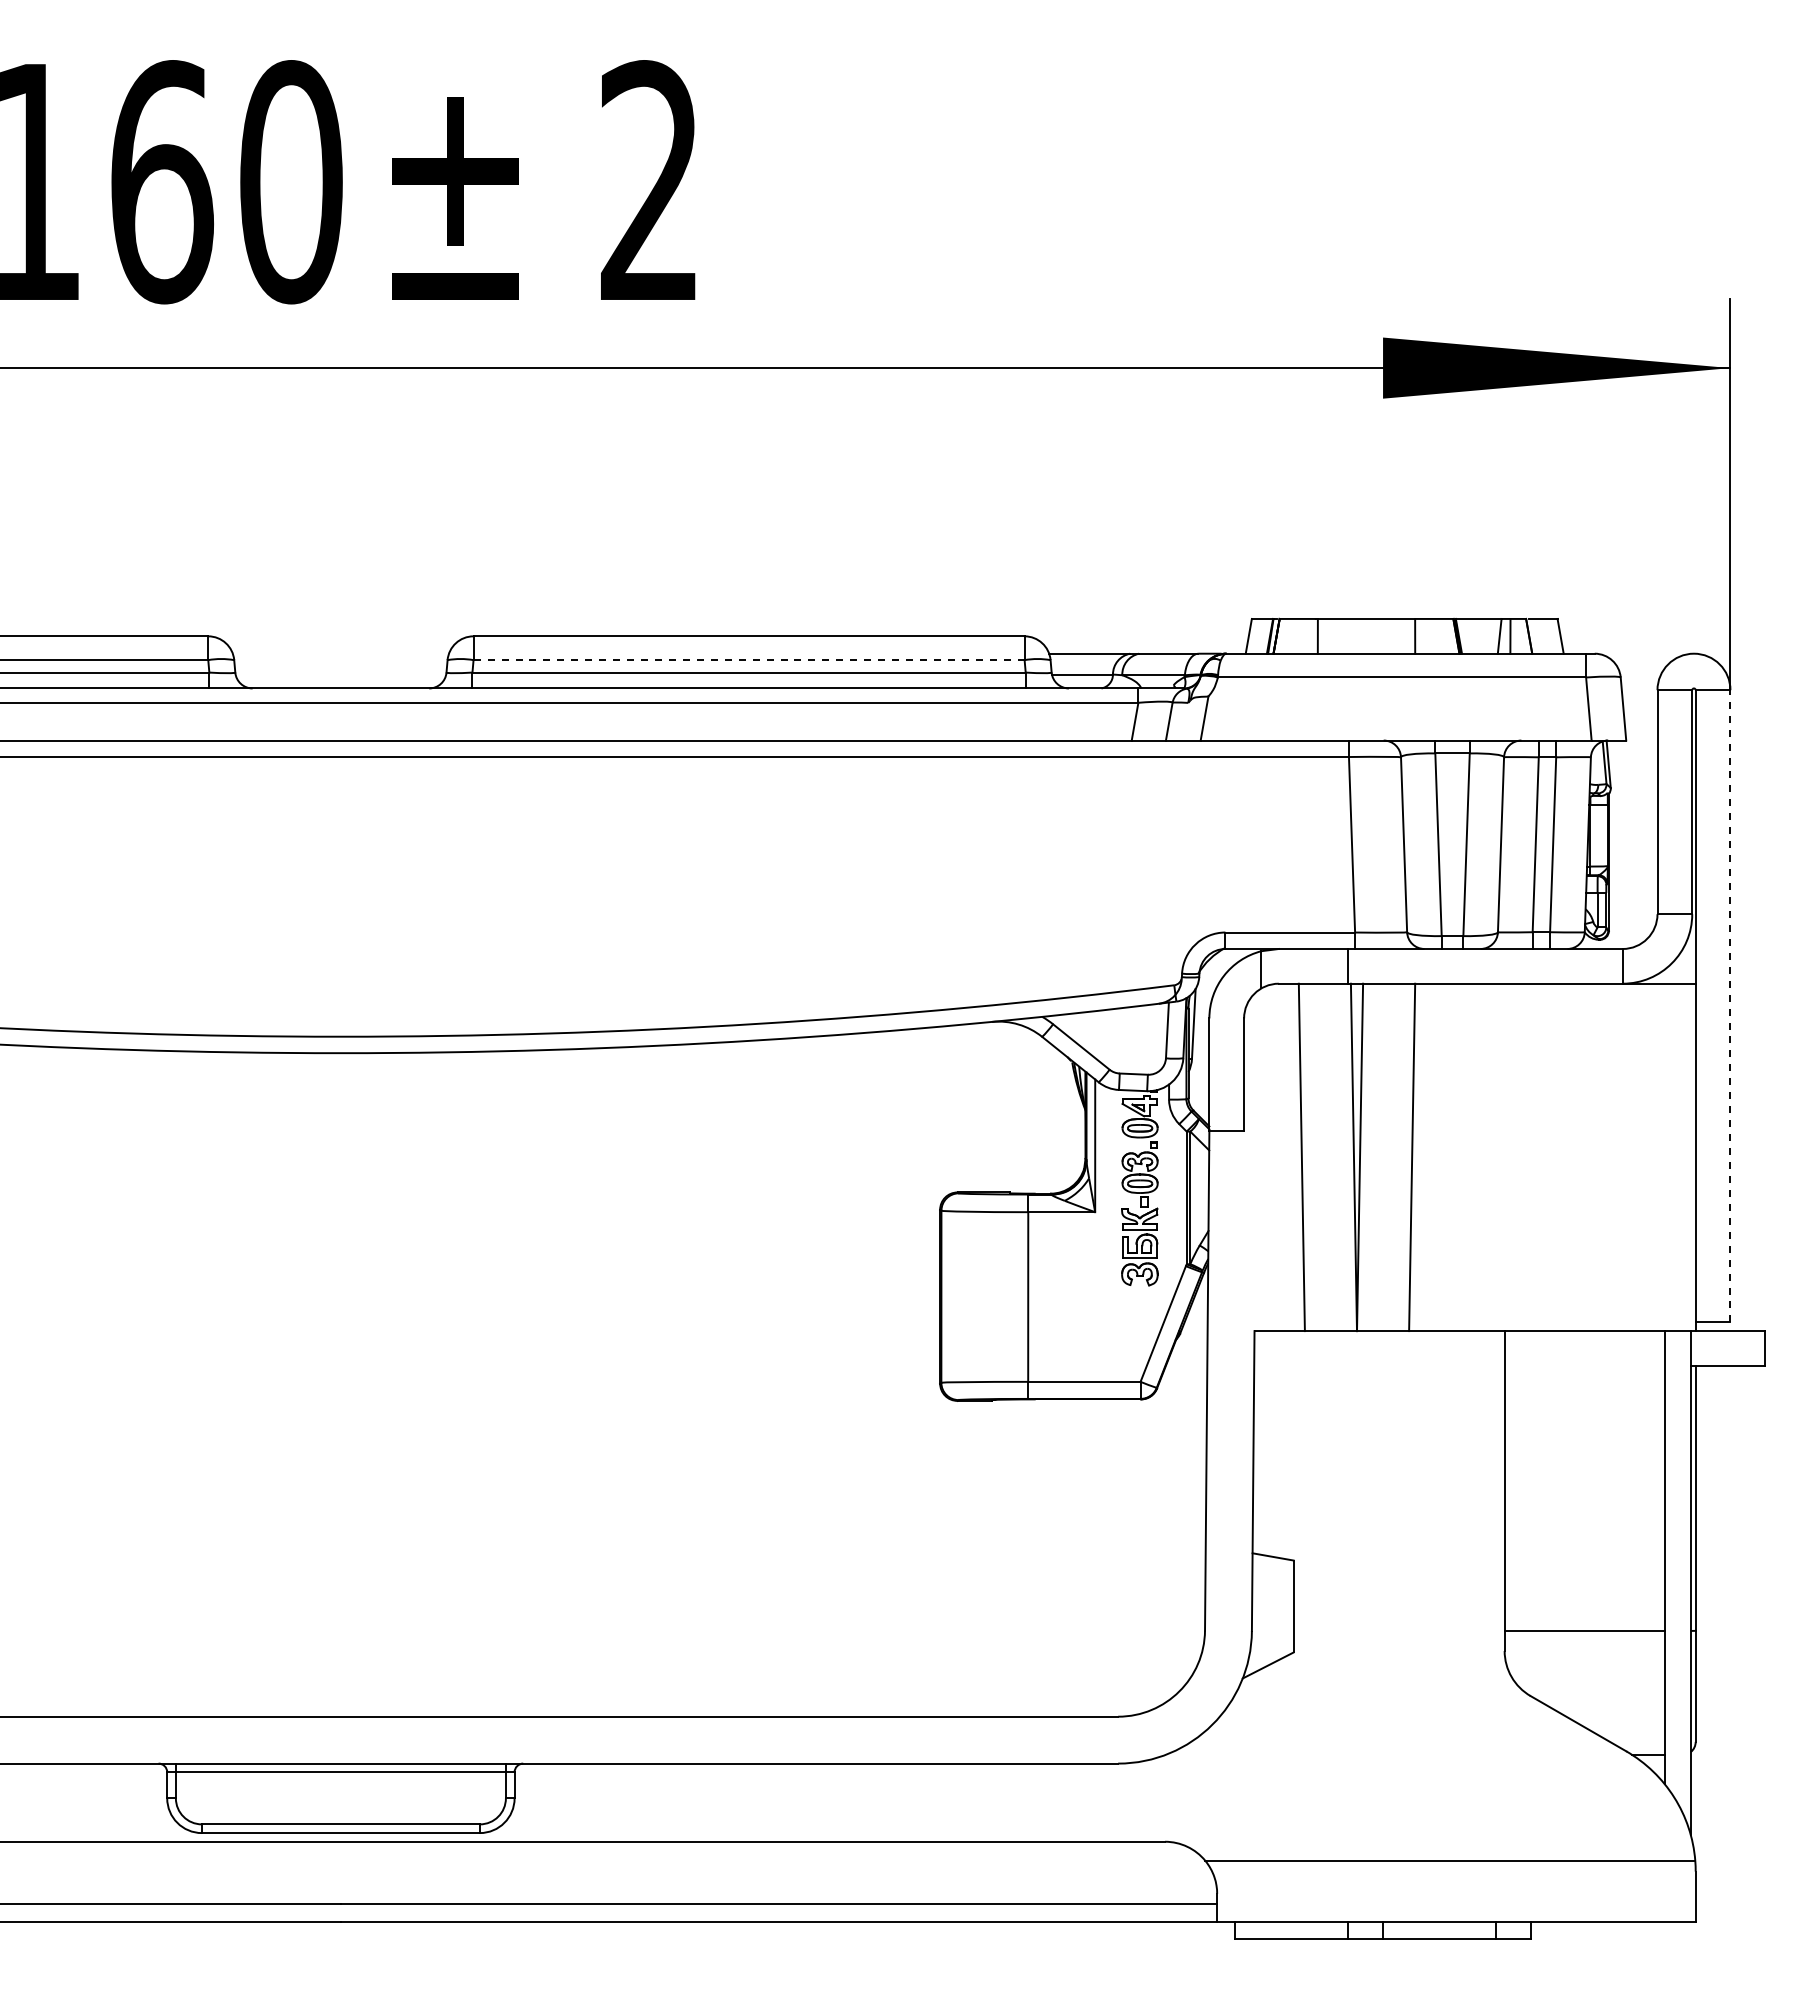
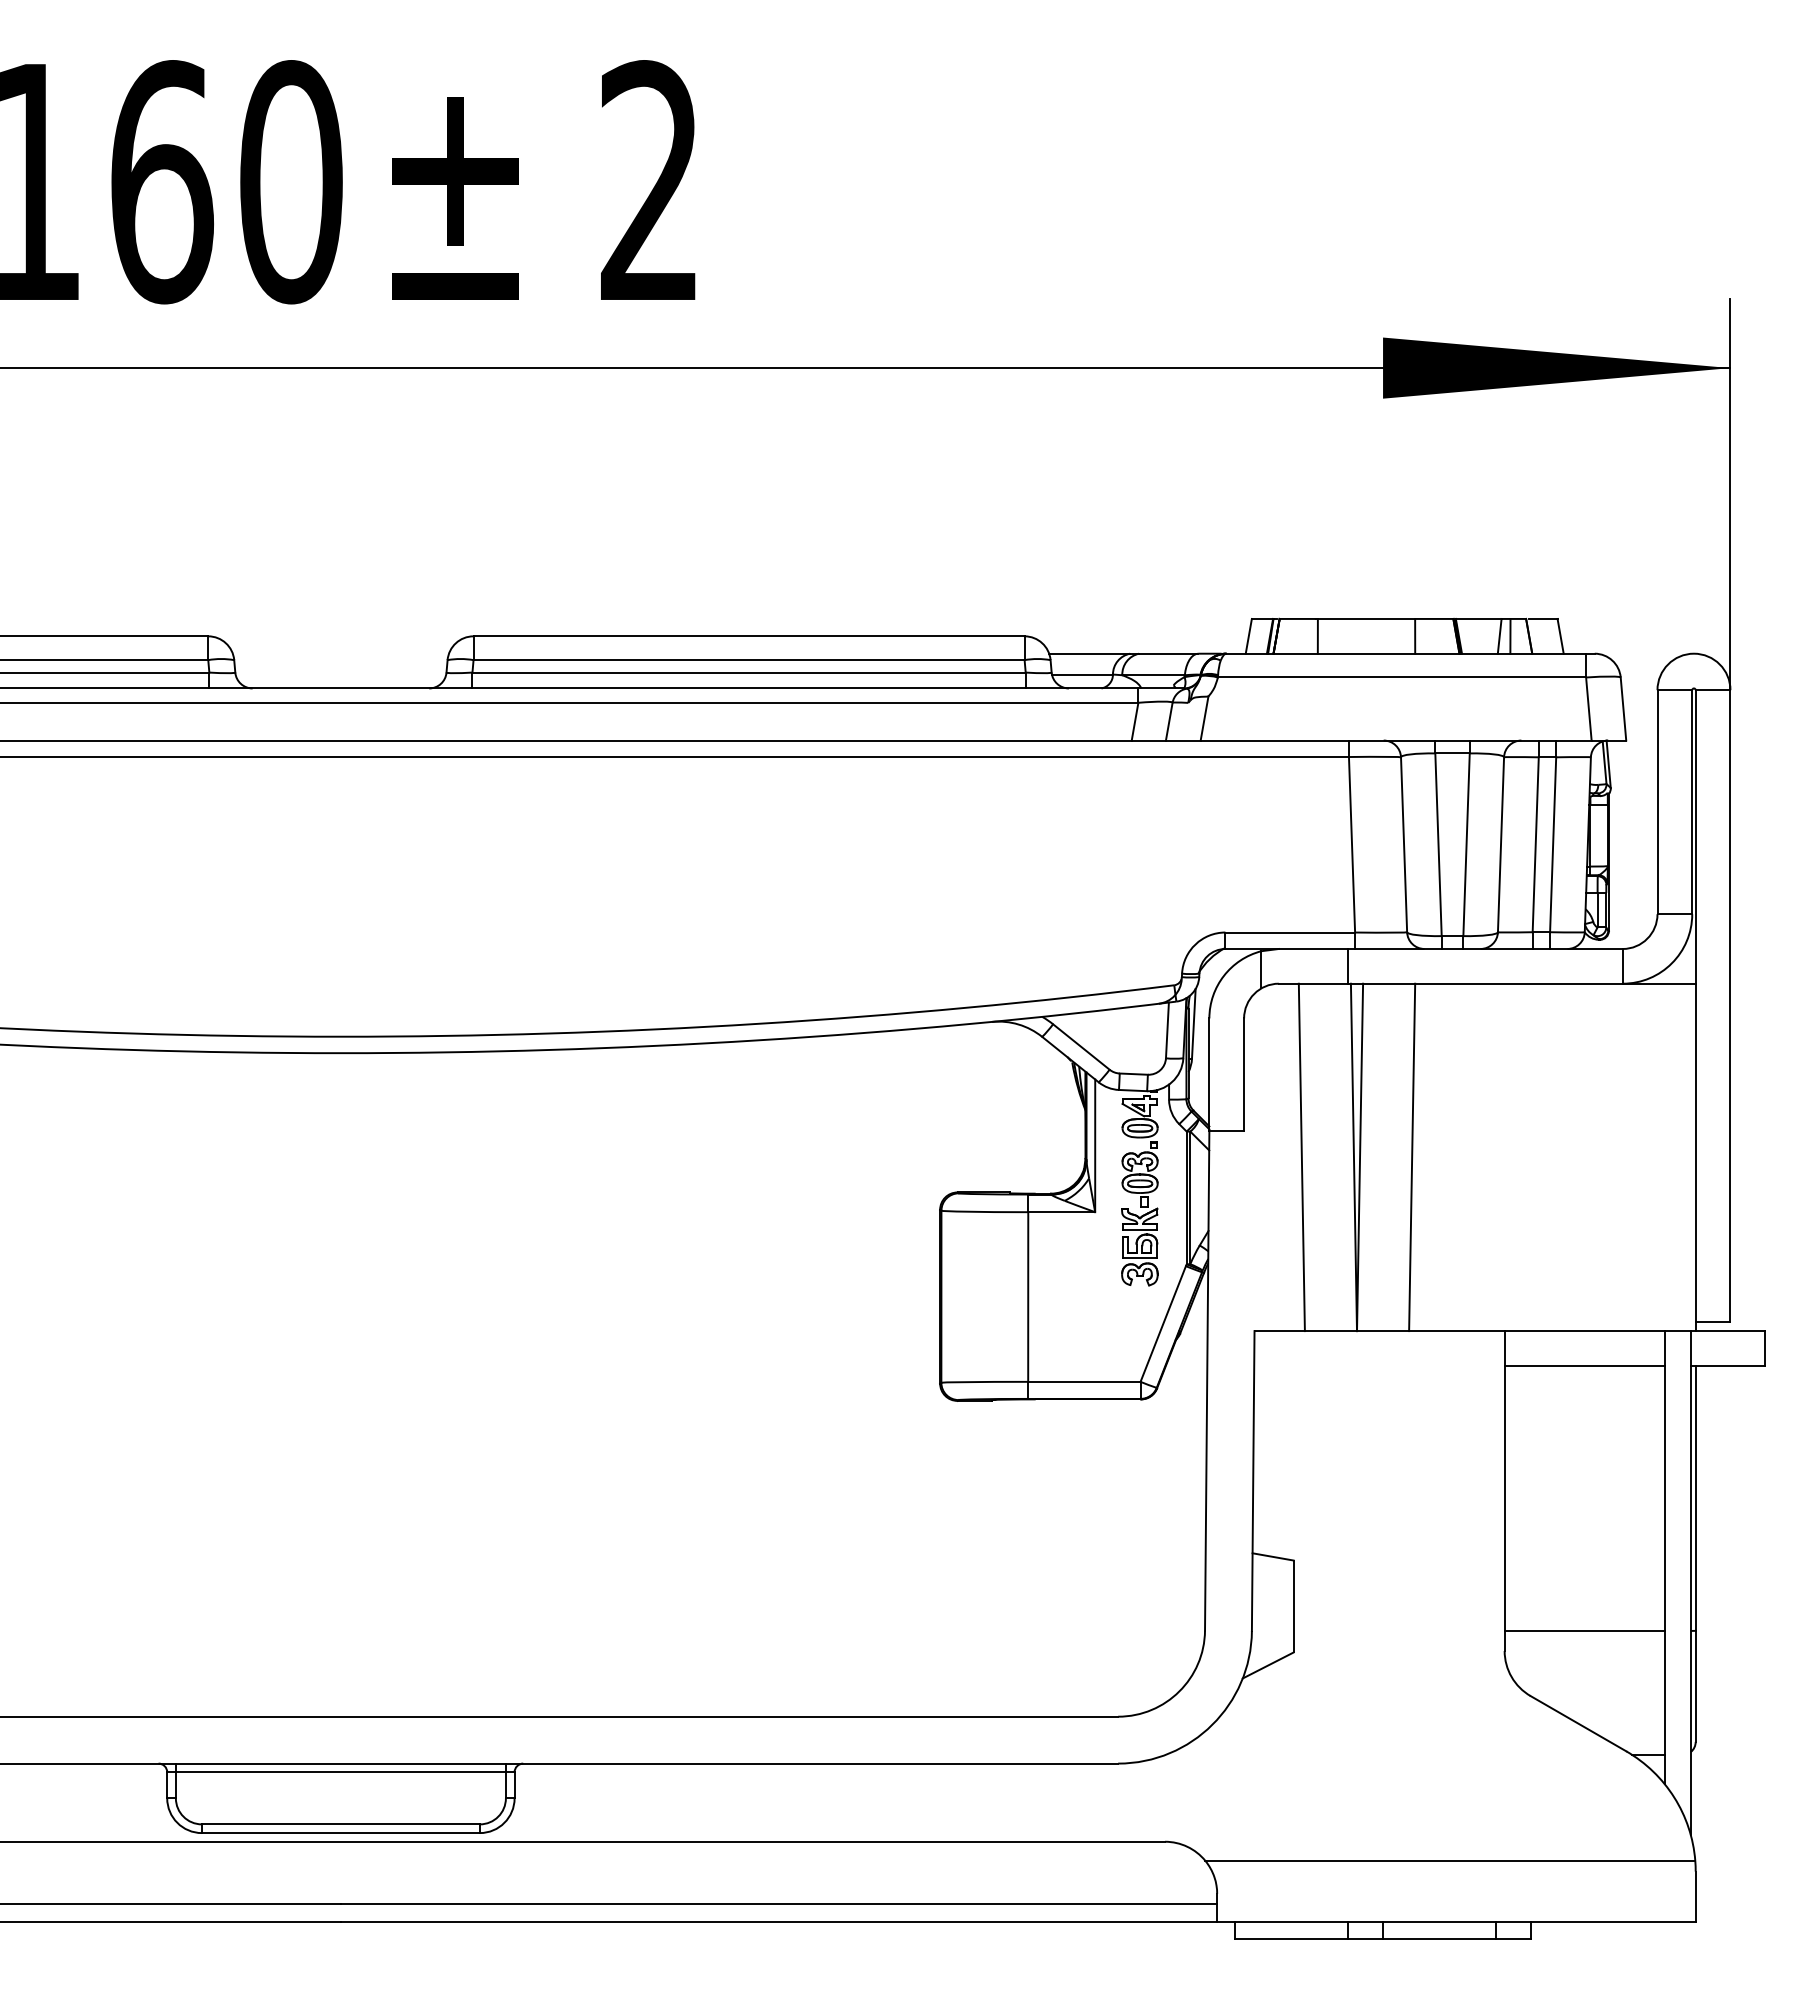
line: dashed -> solid (749, 660)
line: dashed -> solid (1730, 1005)
line: none -> present (1584, 1365)
